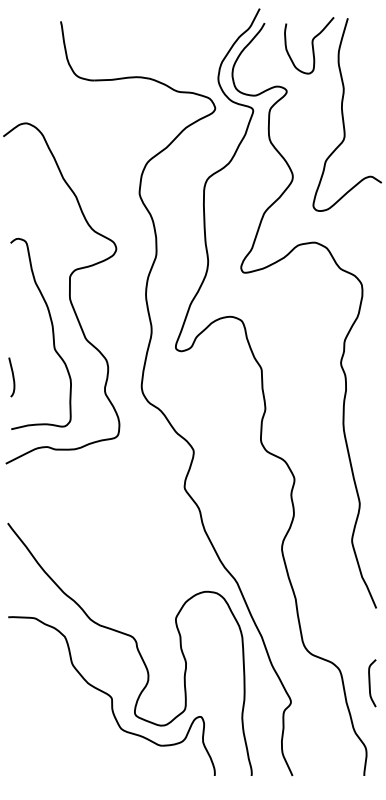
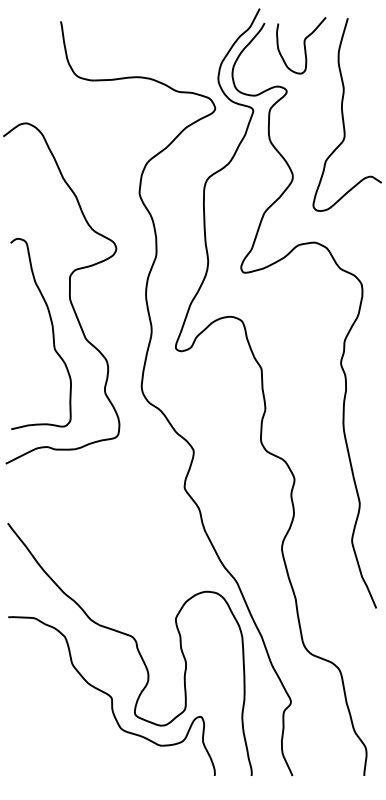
curve position: (311, 45) -> (303, 45) (303, 45)
curve: present -> none (12, 377)
curve: present -> none (370, 683)
